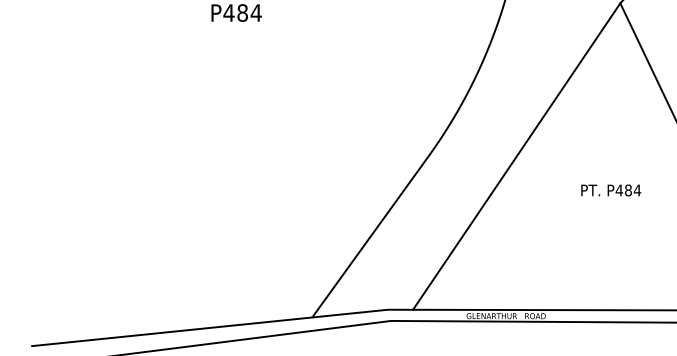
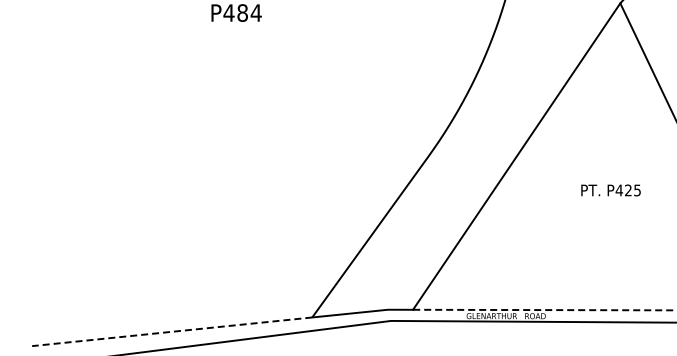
text: P484 -> P425 (633, 190)
line: solid -> dashed (544, 310)
line: solid -> dashed (172, 331)
